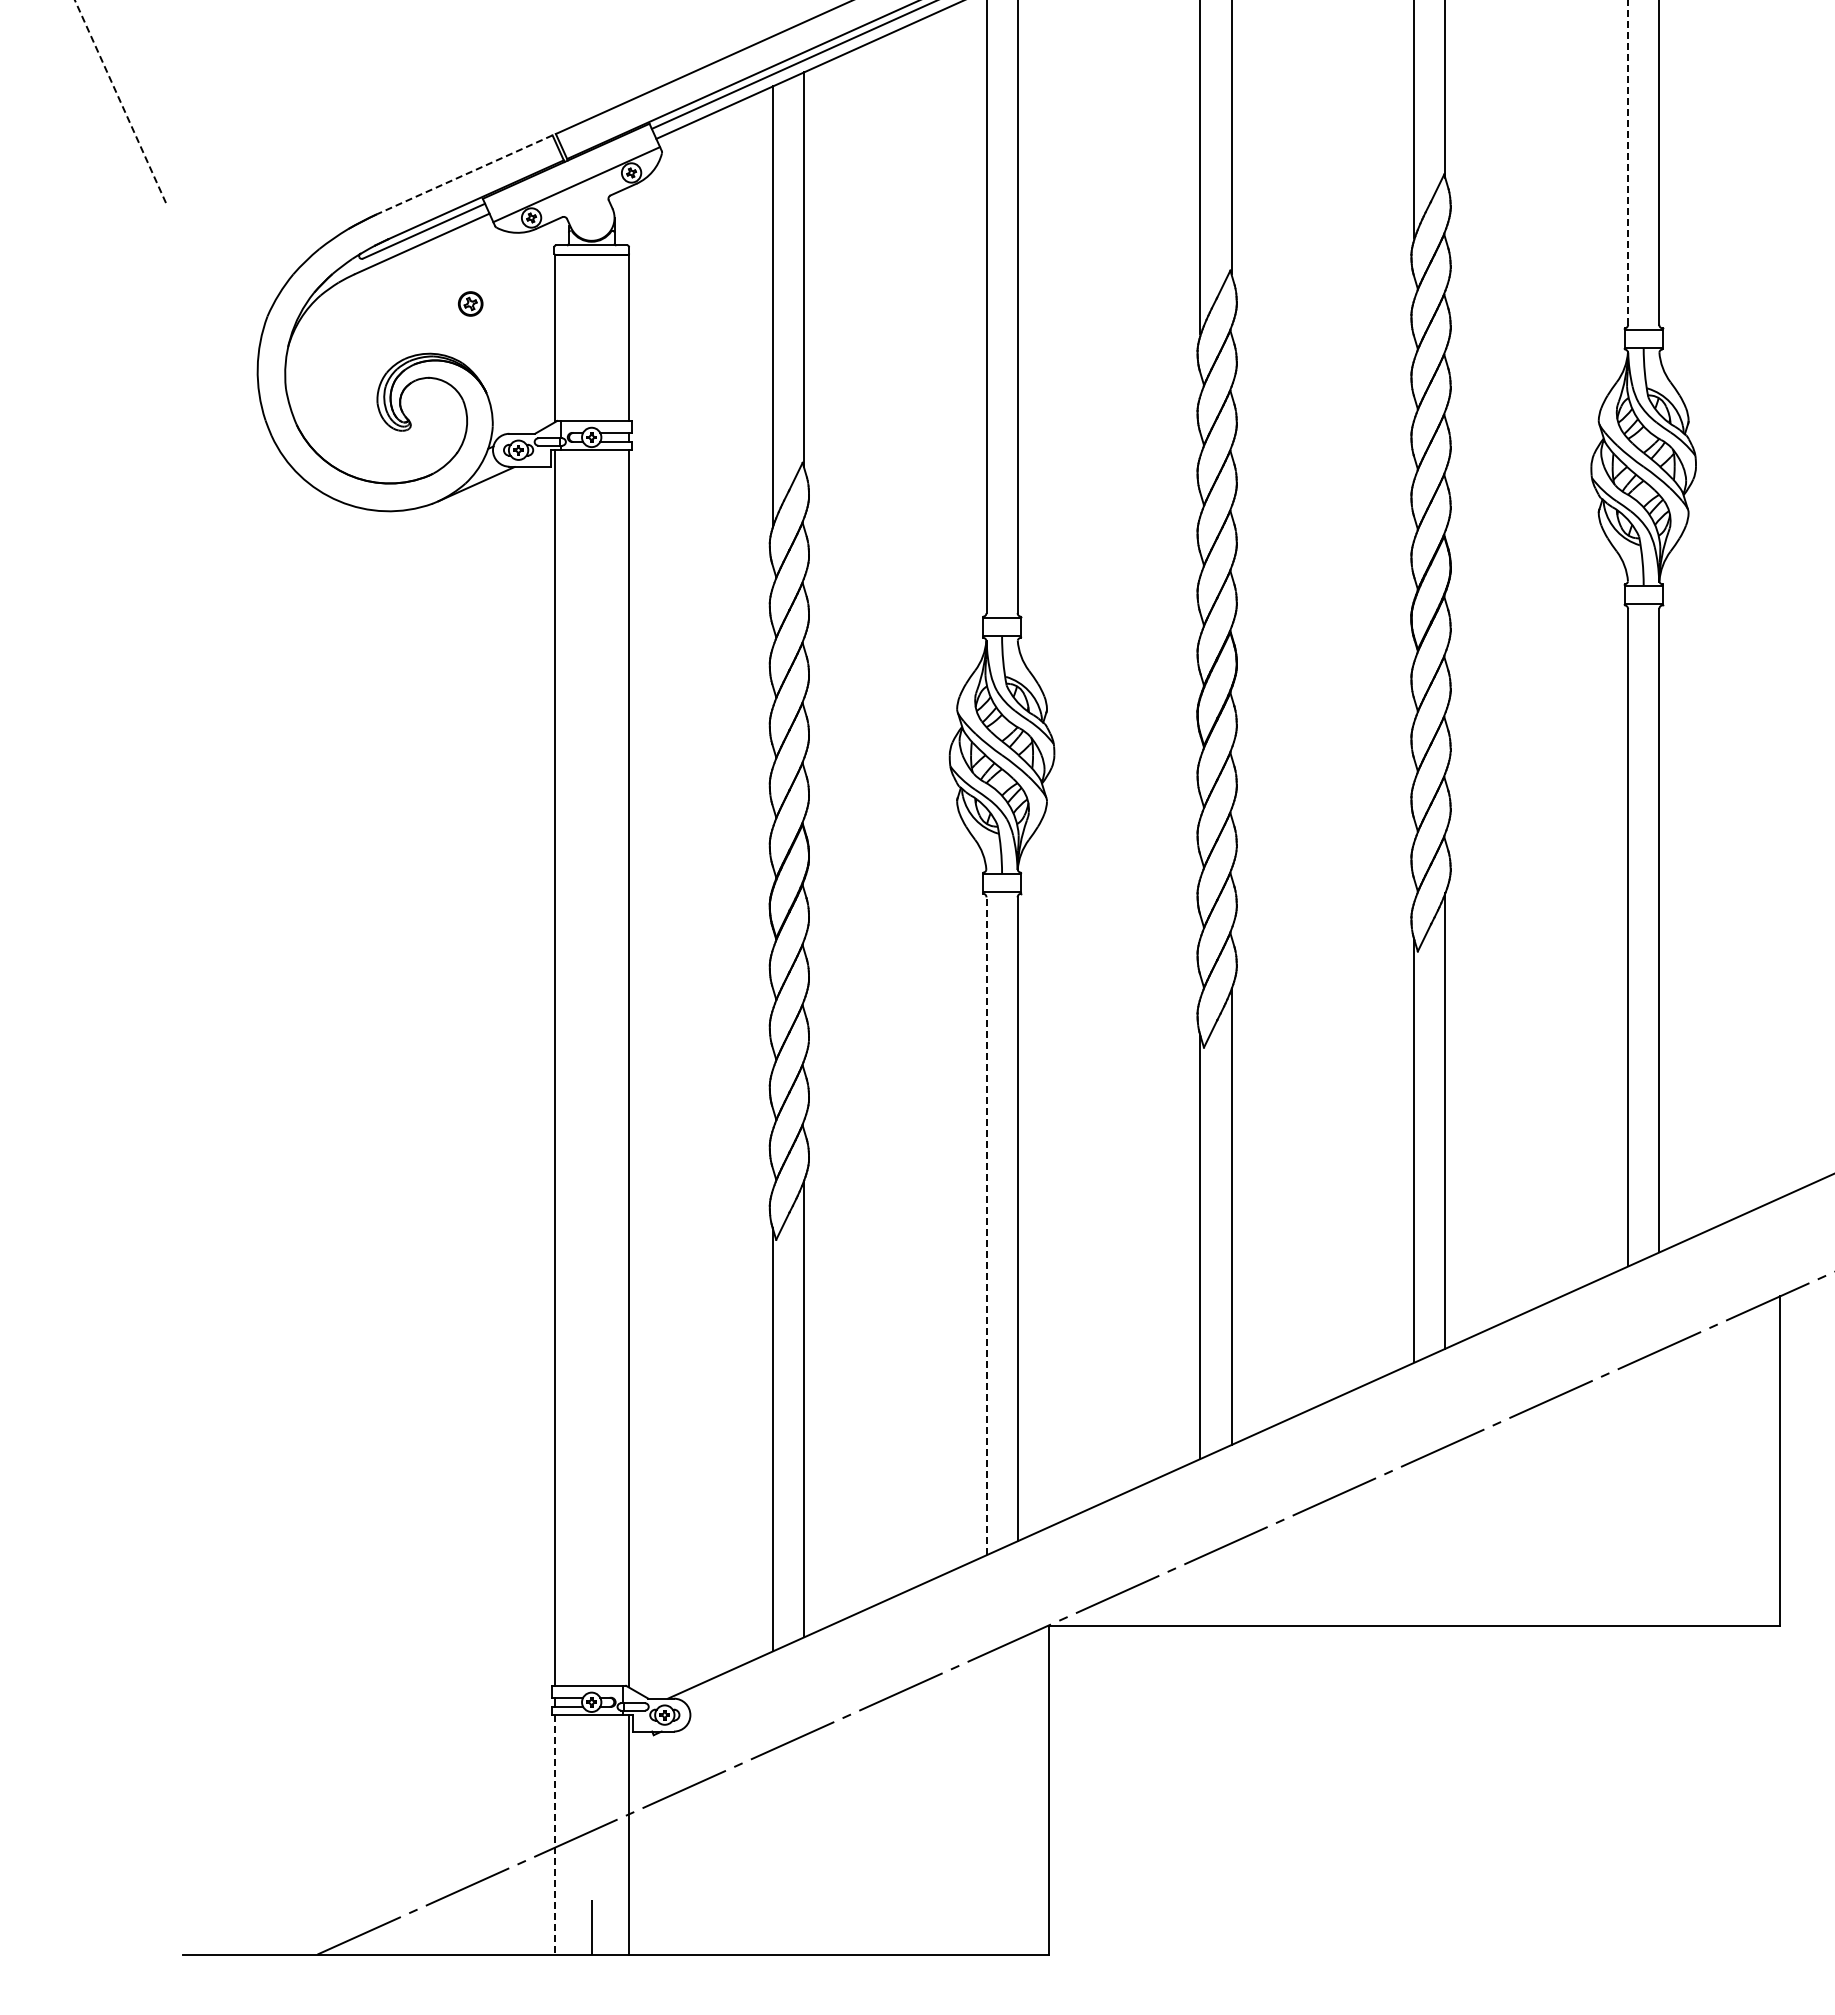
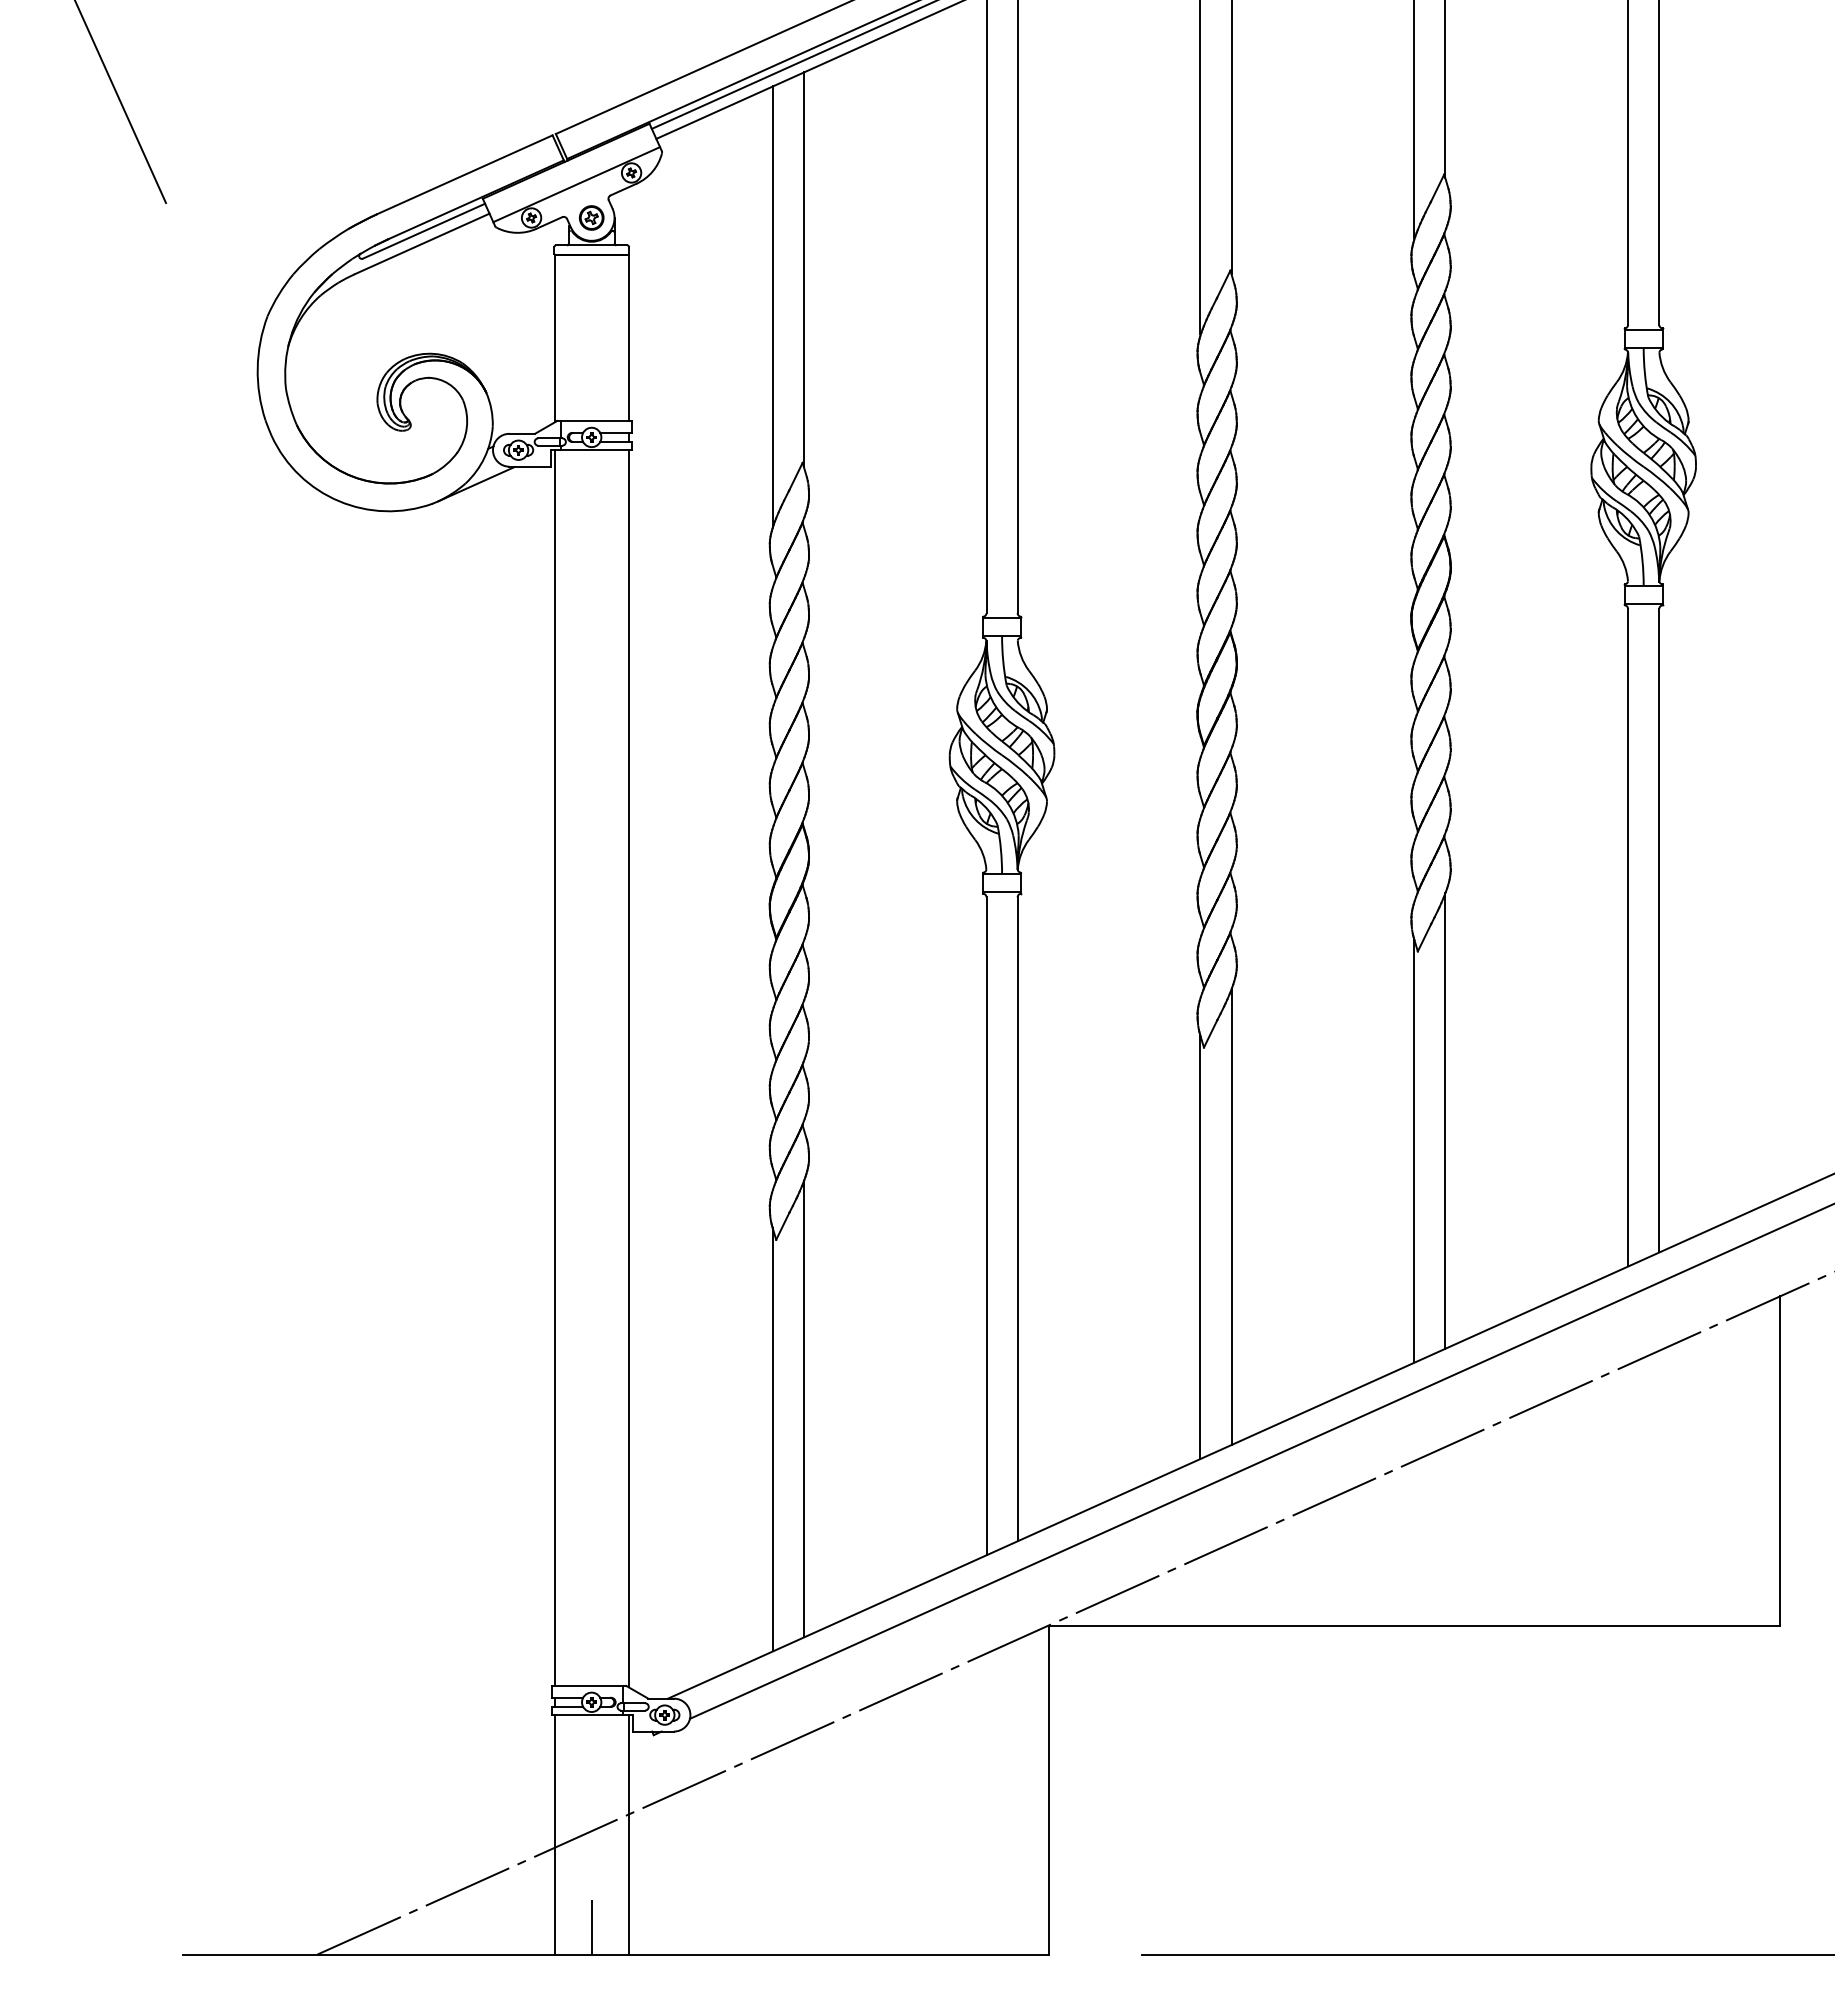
line: dashed -> solid (120, 101)
line: dashed -> solid (1628, 161)
line: dashed -> solid (464, 175)
part position: (470, 303) -> (591, 217) (591, 217)
line: dashed -> solid (986, 1225)
line: none -> present (1260, 1461)
line: dashed -> solid (554, 1834)
line: none -> present (1486, 1954)
